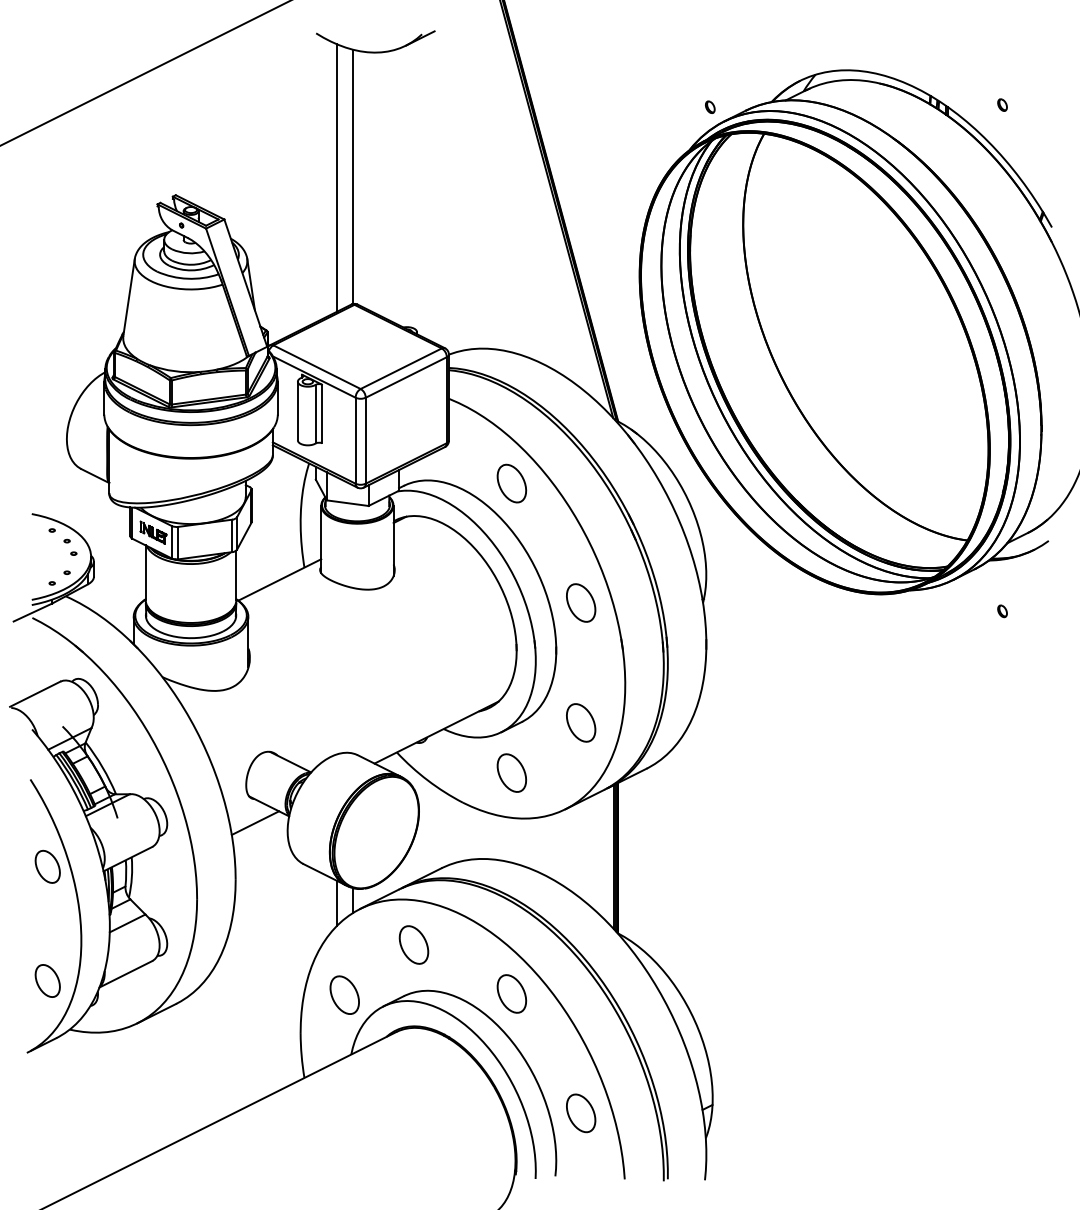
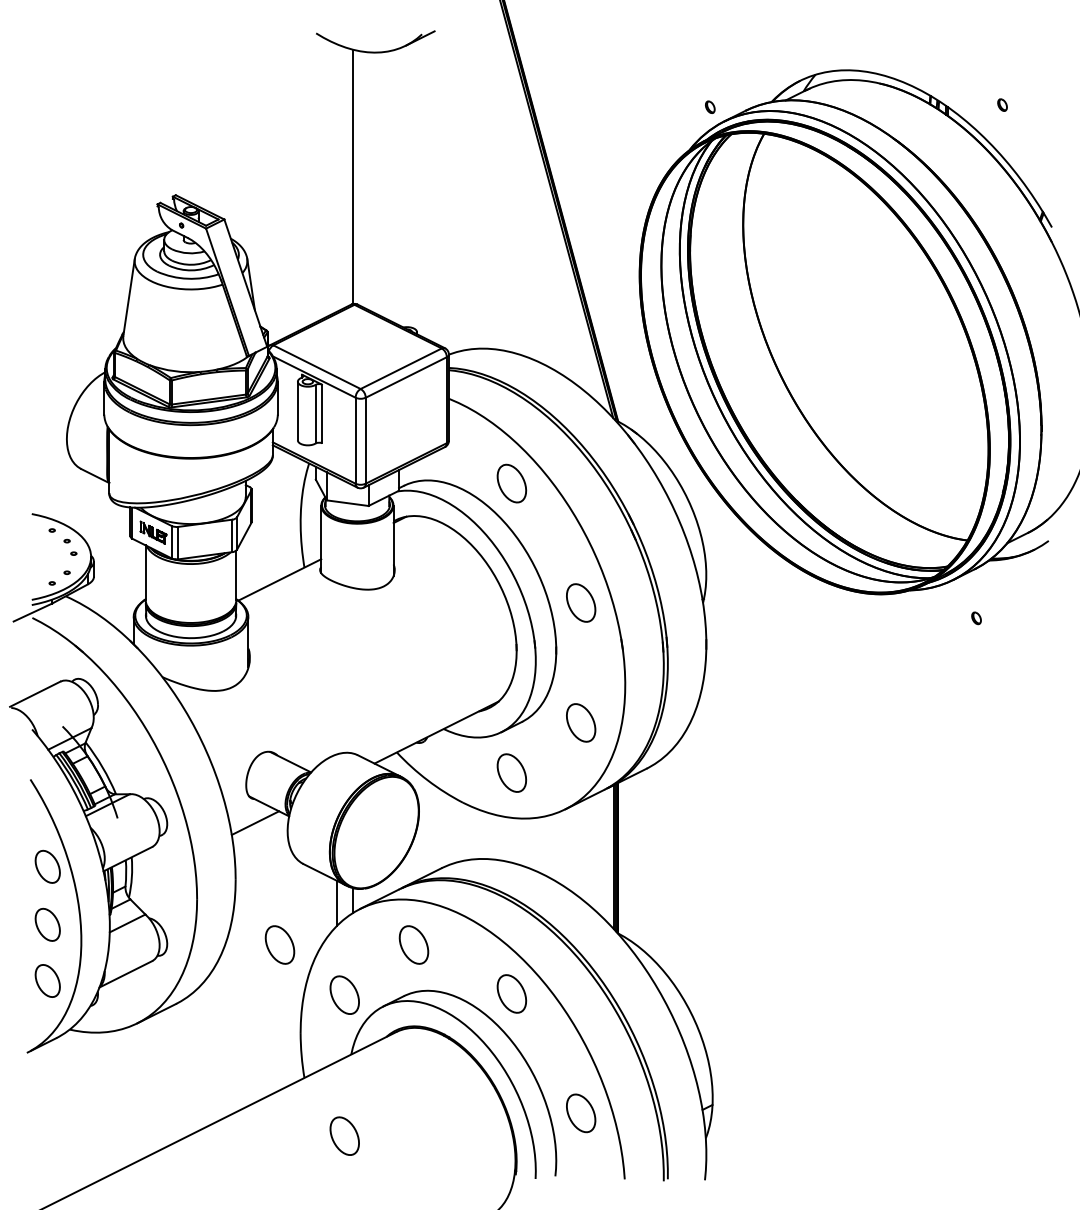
line: present -> none (144, 73)
line: present -> none (336, 178)
part position: (1002, 611) -> (976, 618) (976, 618)
part: none -> present (47, 924)
part: none -> present (279, 944)
part: none -> present (344, 1135)
